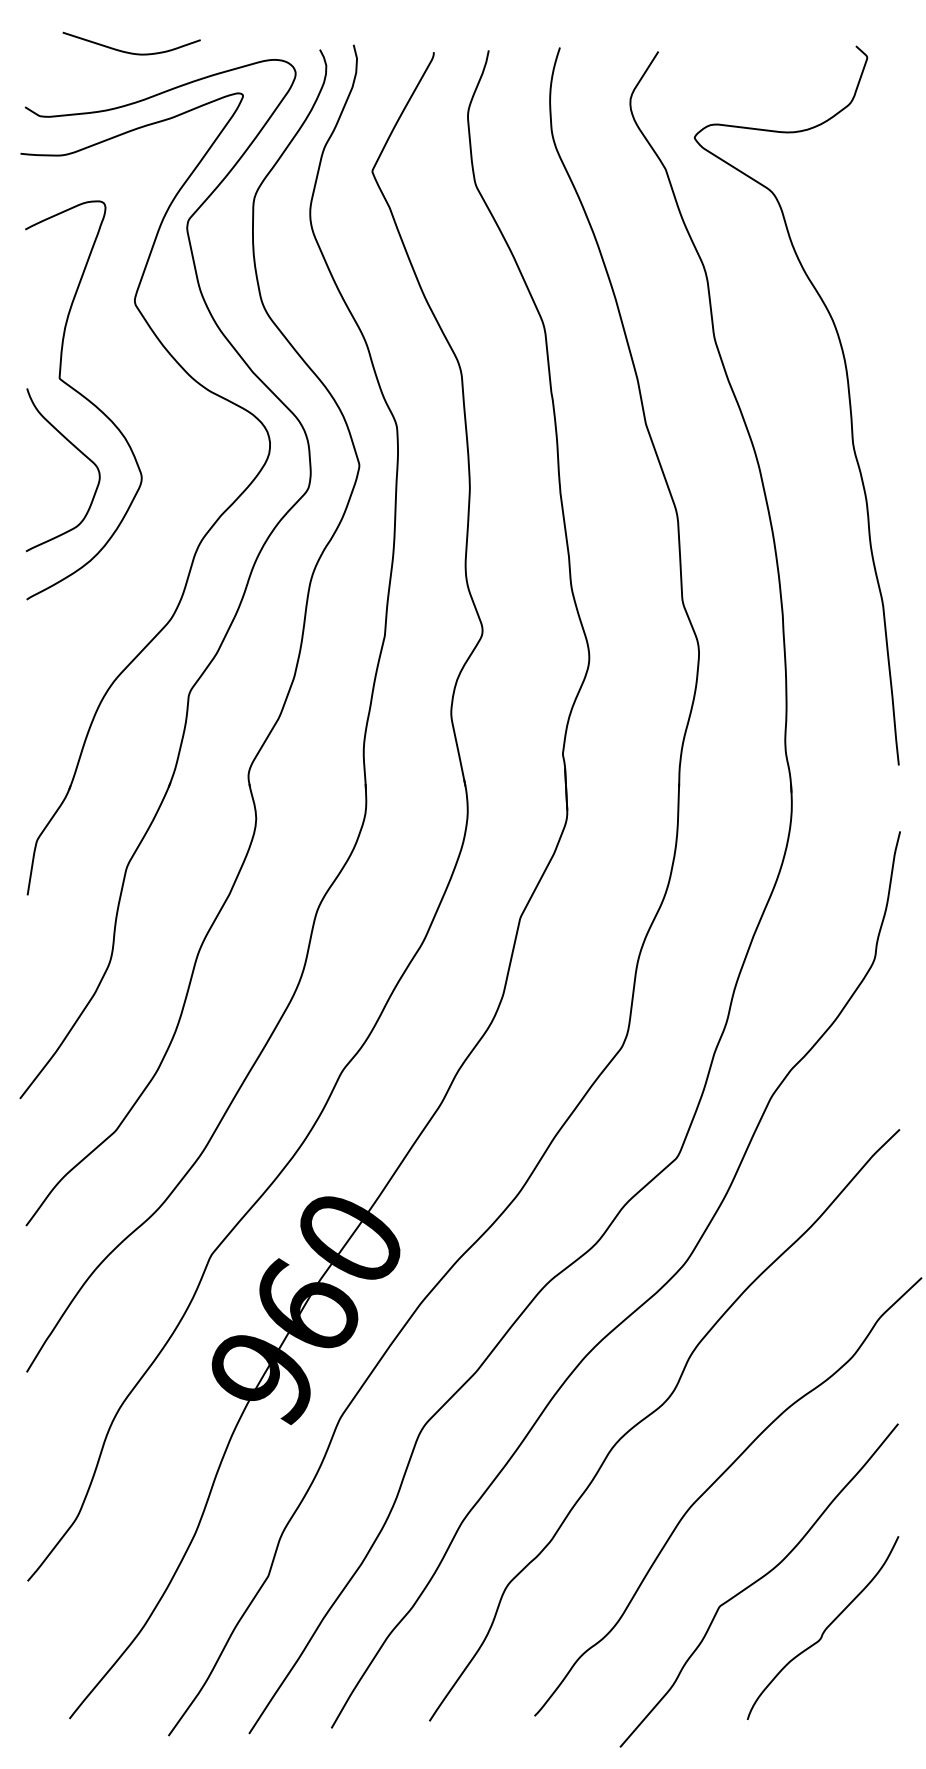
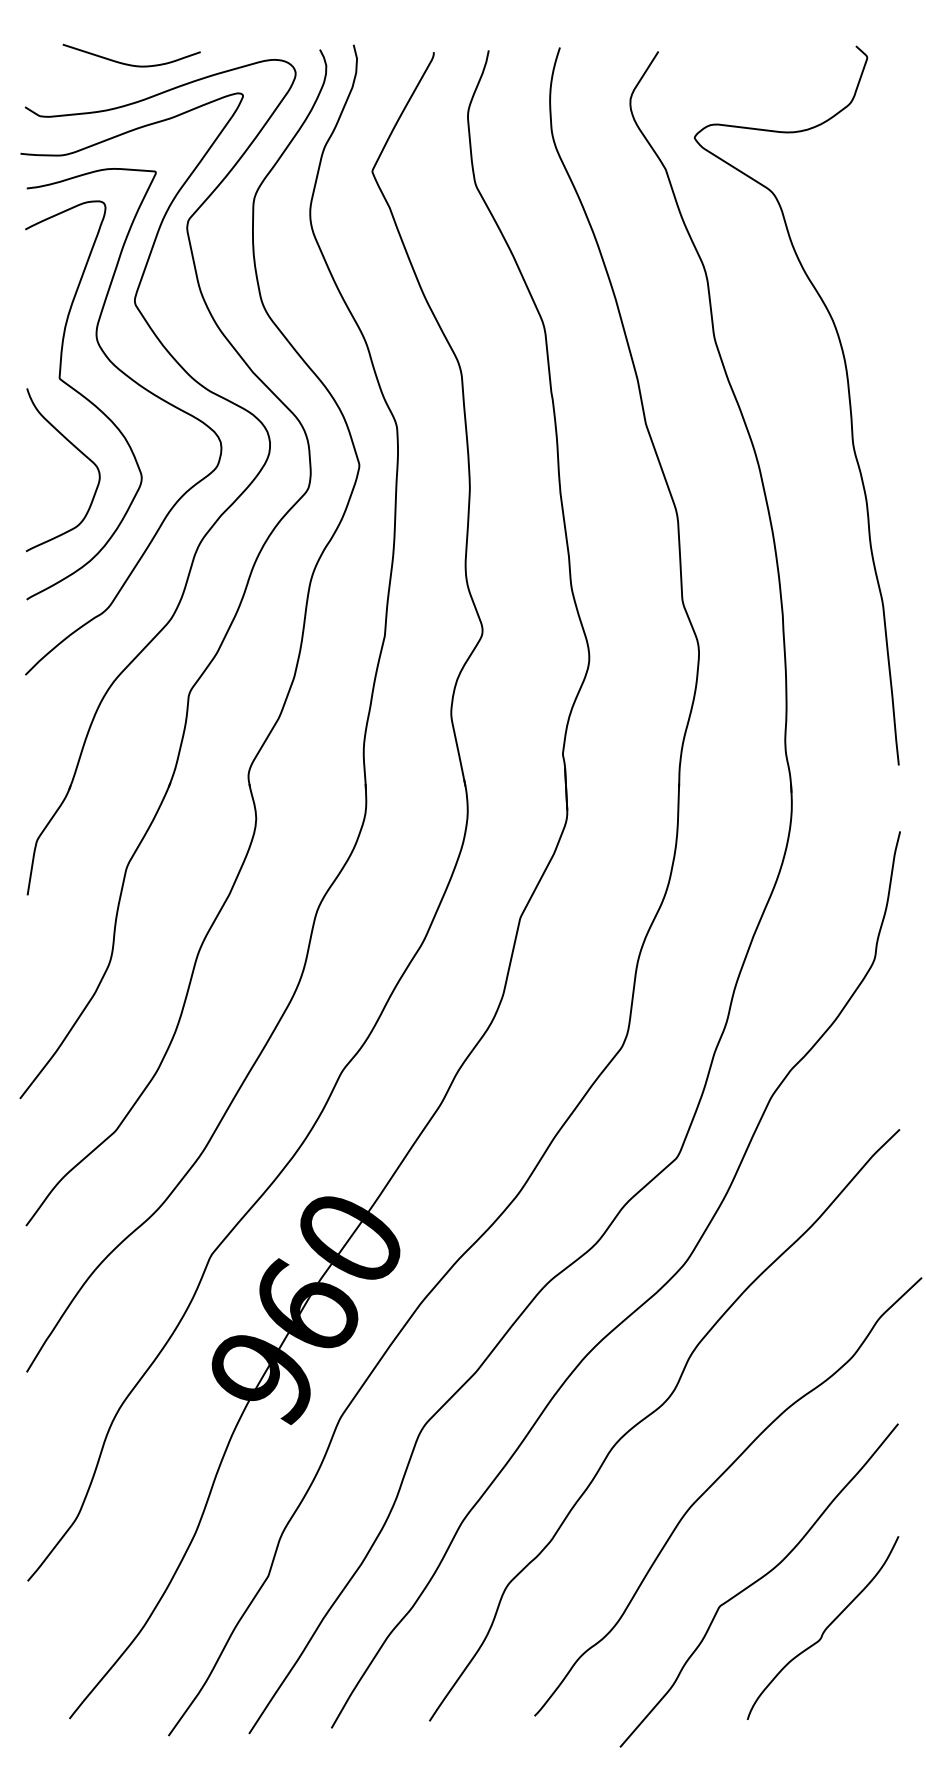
curve position: (127, 51) -> (127, 63) (127, 63)
curve: none -> present (145, 390)
